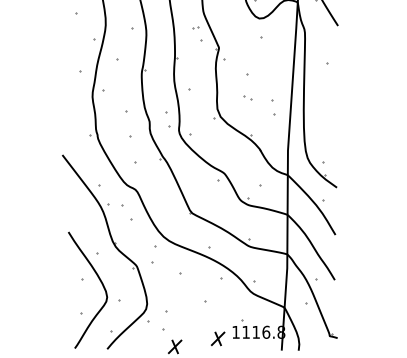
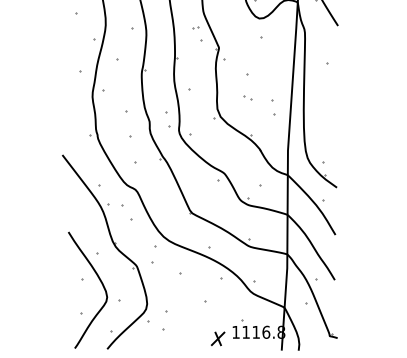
part: present -> none (174, 346)
